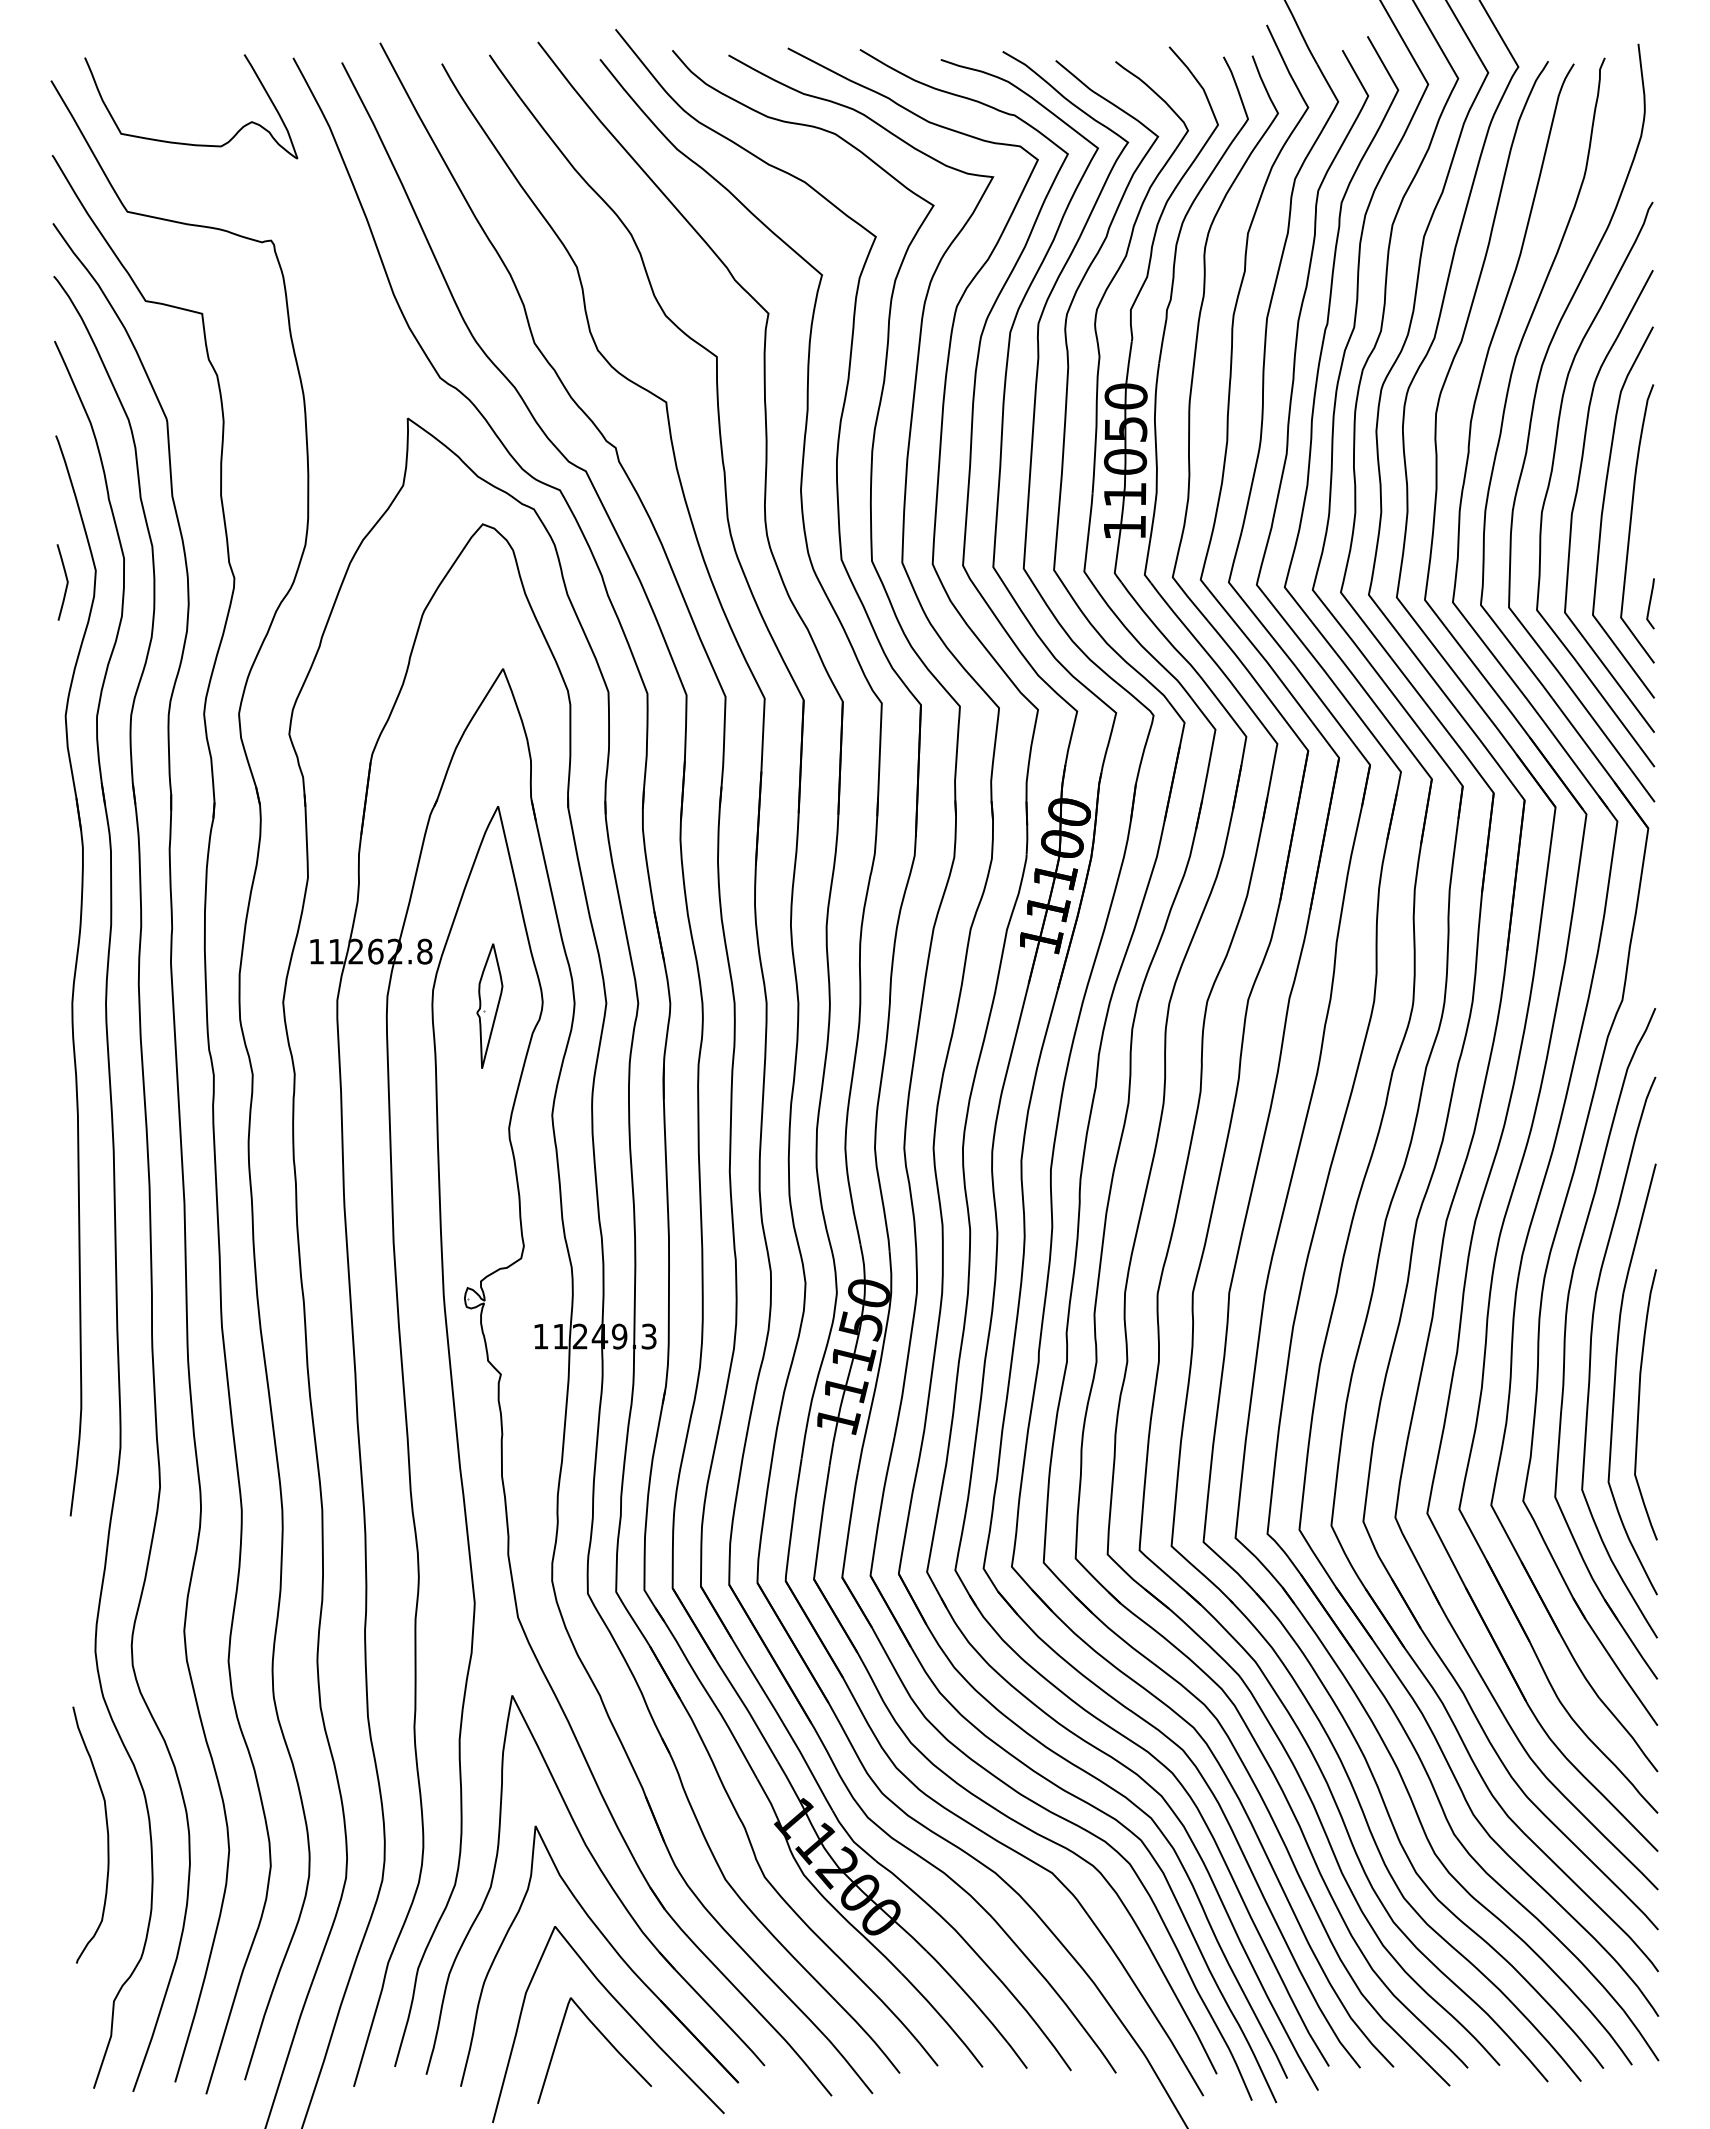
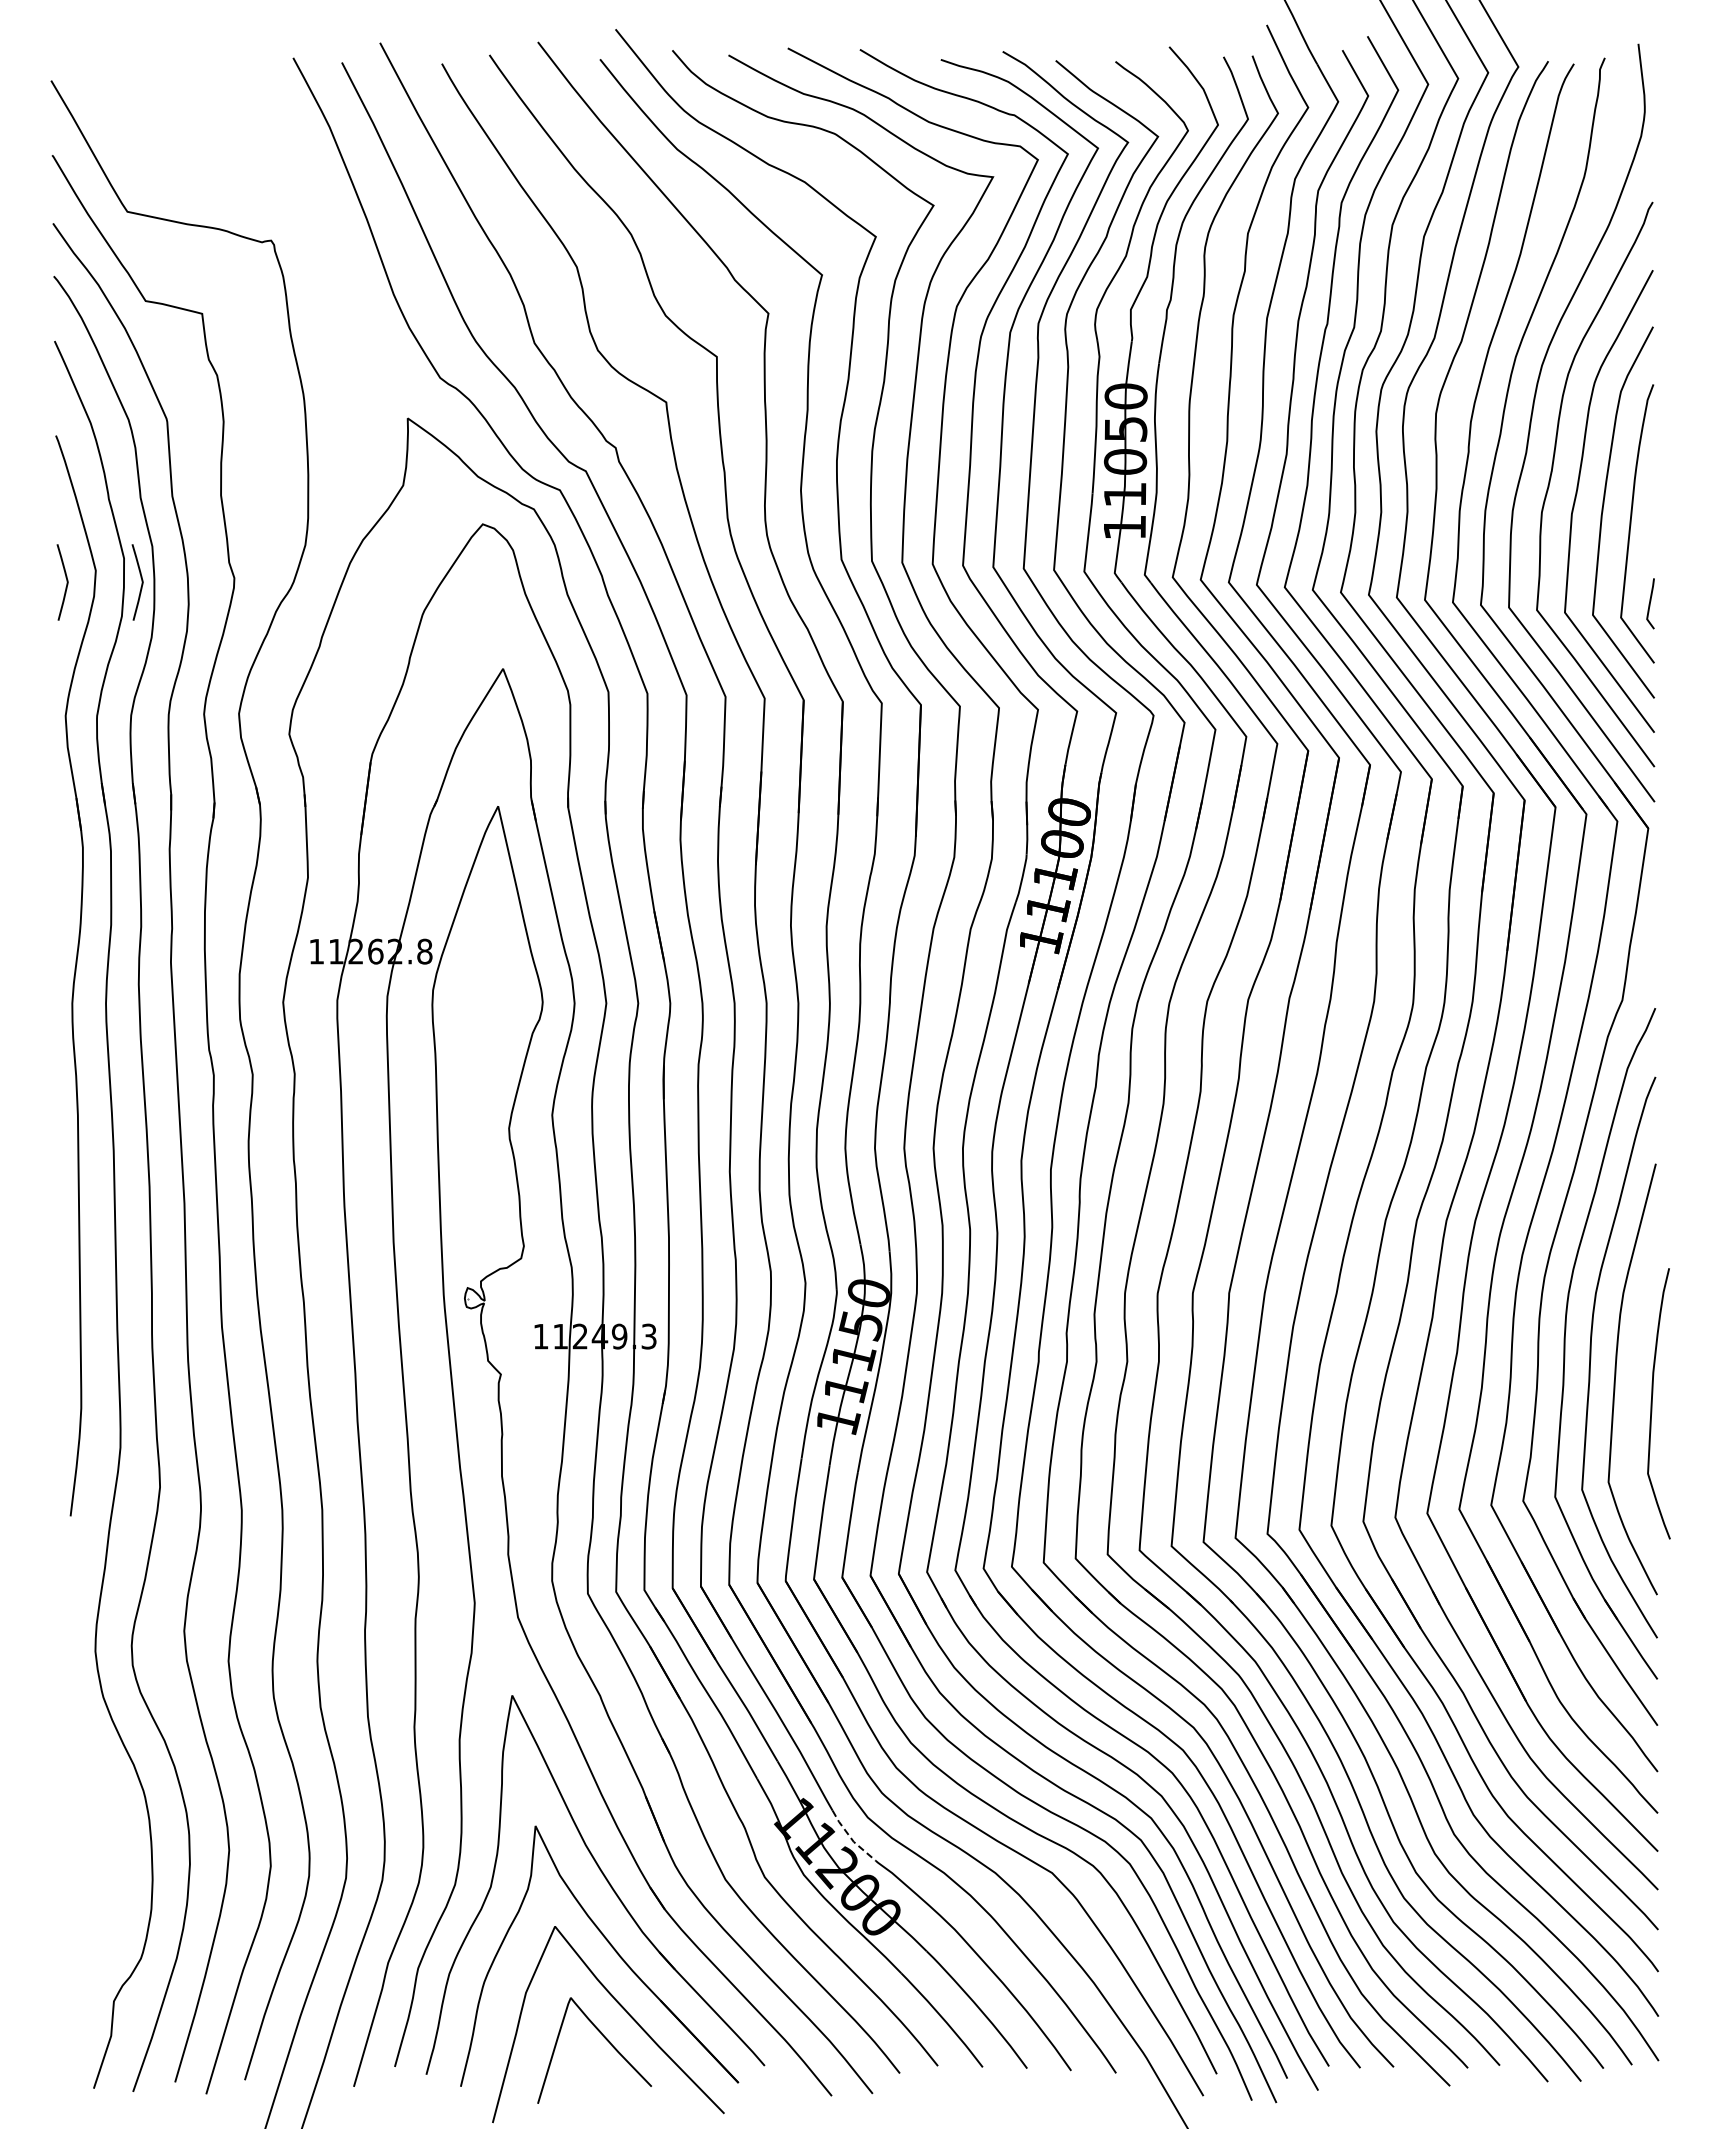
curve: present -> none (191, 143)
curve: none -> present (141, 582)
part: present -> none (489, 1005)
curve position: (1639, 1404) -> (1652, 1403) (1652, 1403)
curve: present -> none (106, 1830)
line: solid -> dashed (851, 1838)
